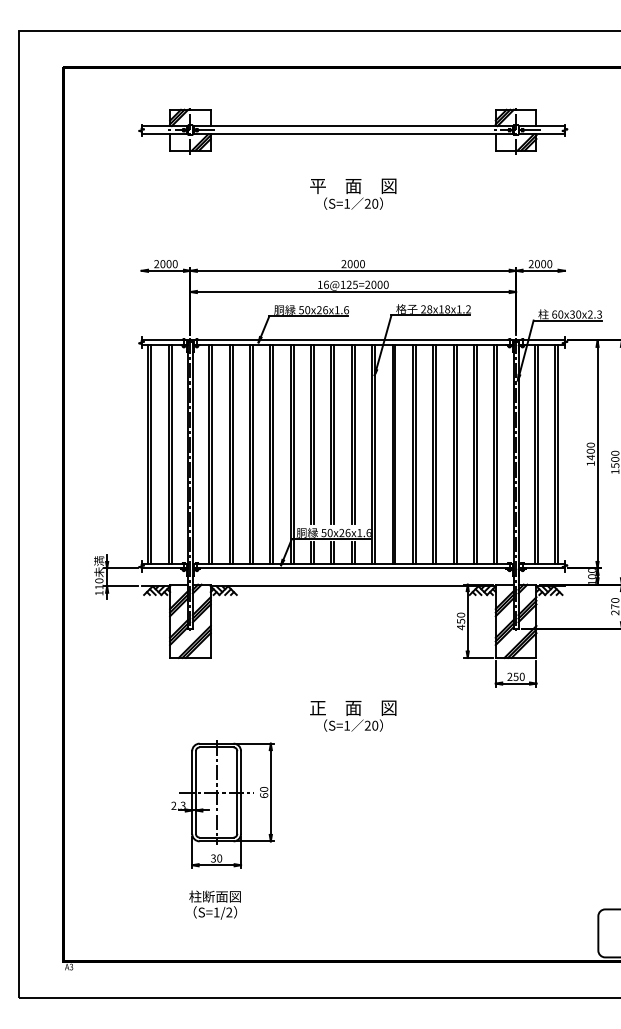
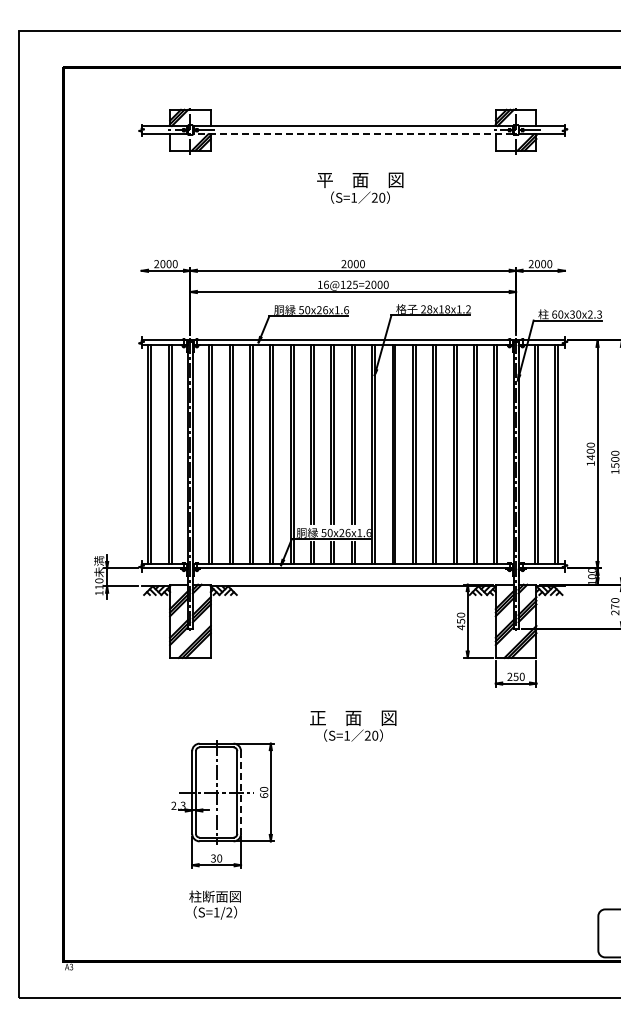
line: solid -> dashed (353, 134)
text position: (353, 193) -> (360, 187) (360, 187)
text position: (353, 715) -> (353, 725) (353, 725)
line: solid -> dashed (241, 793)
